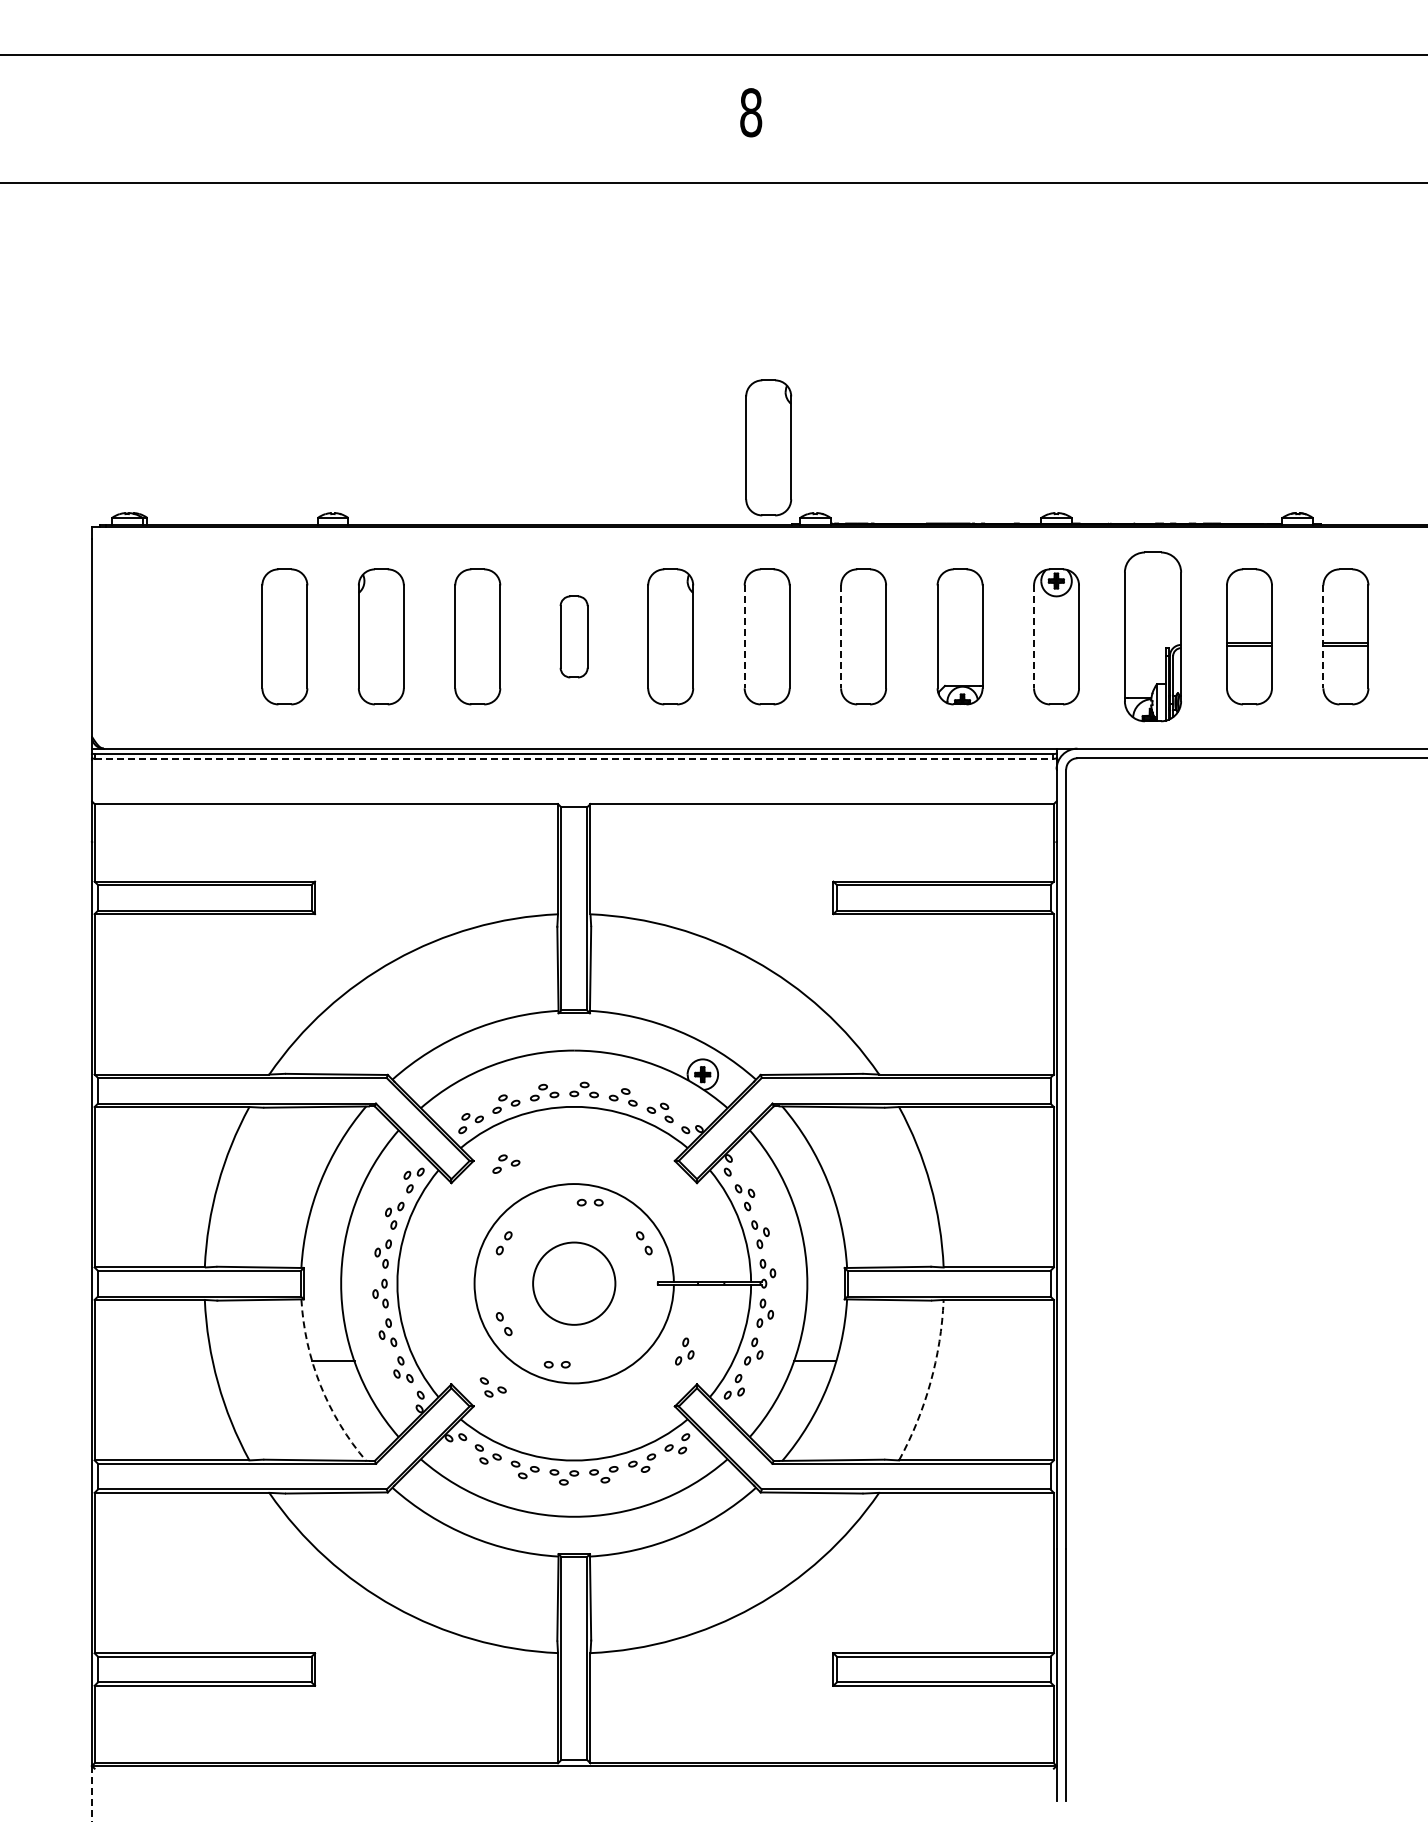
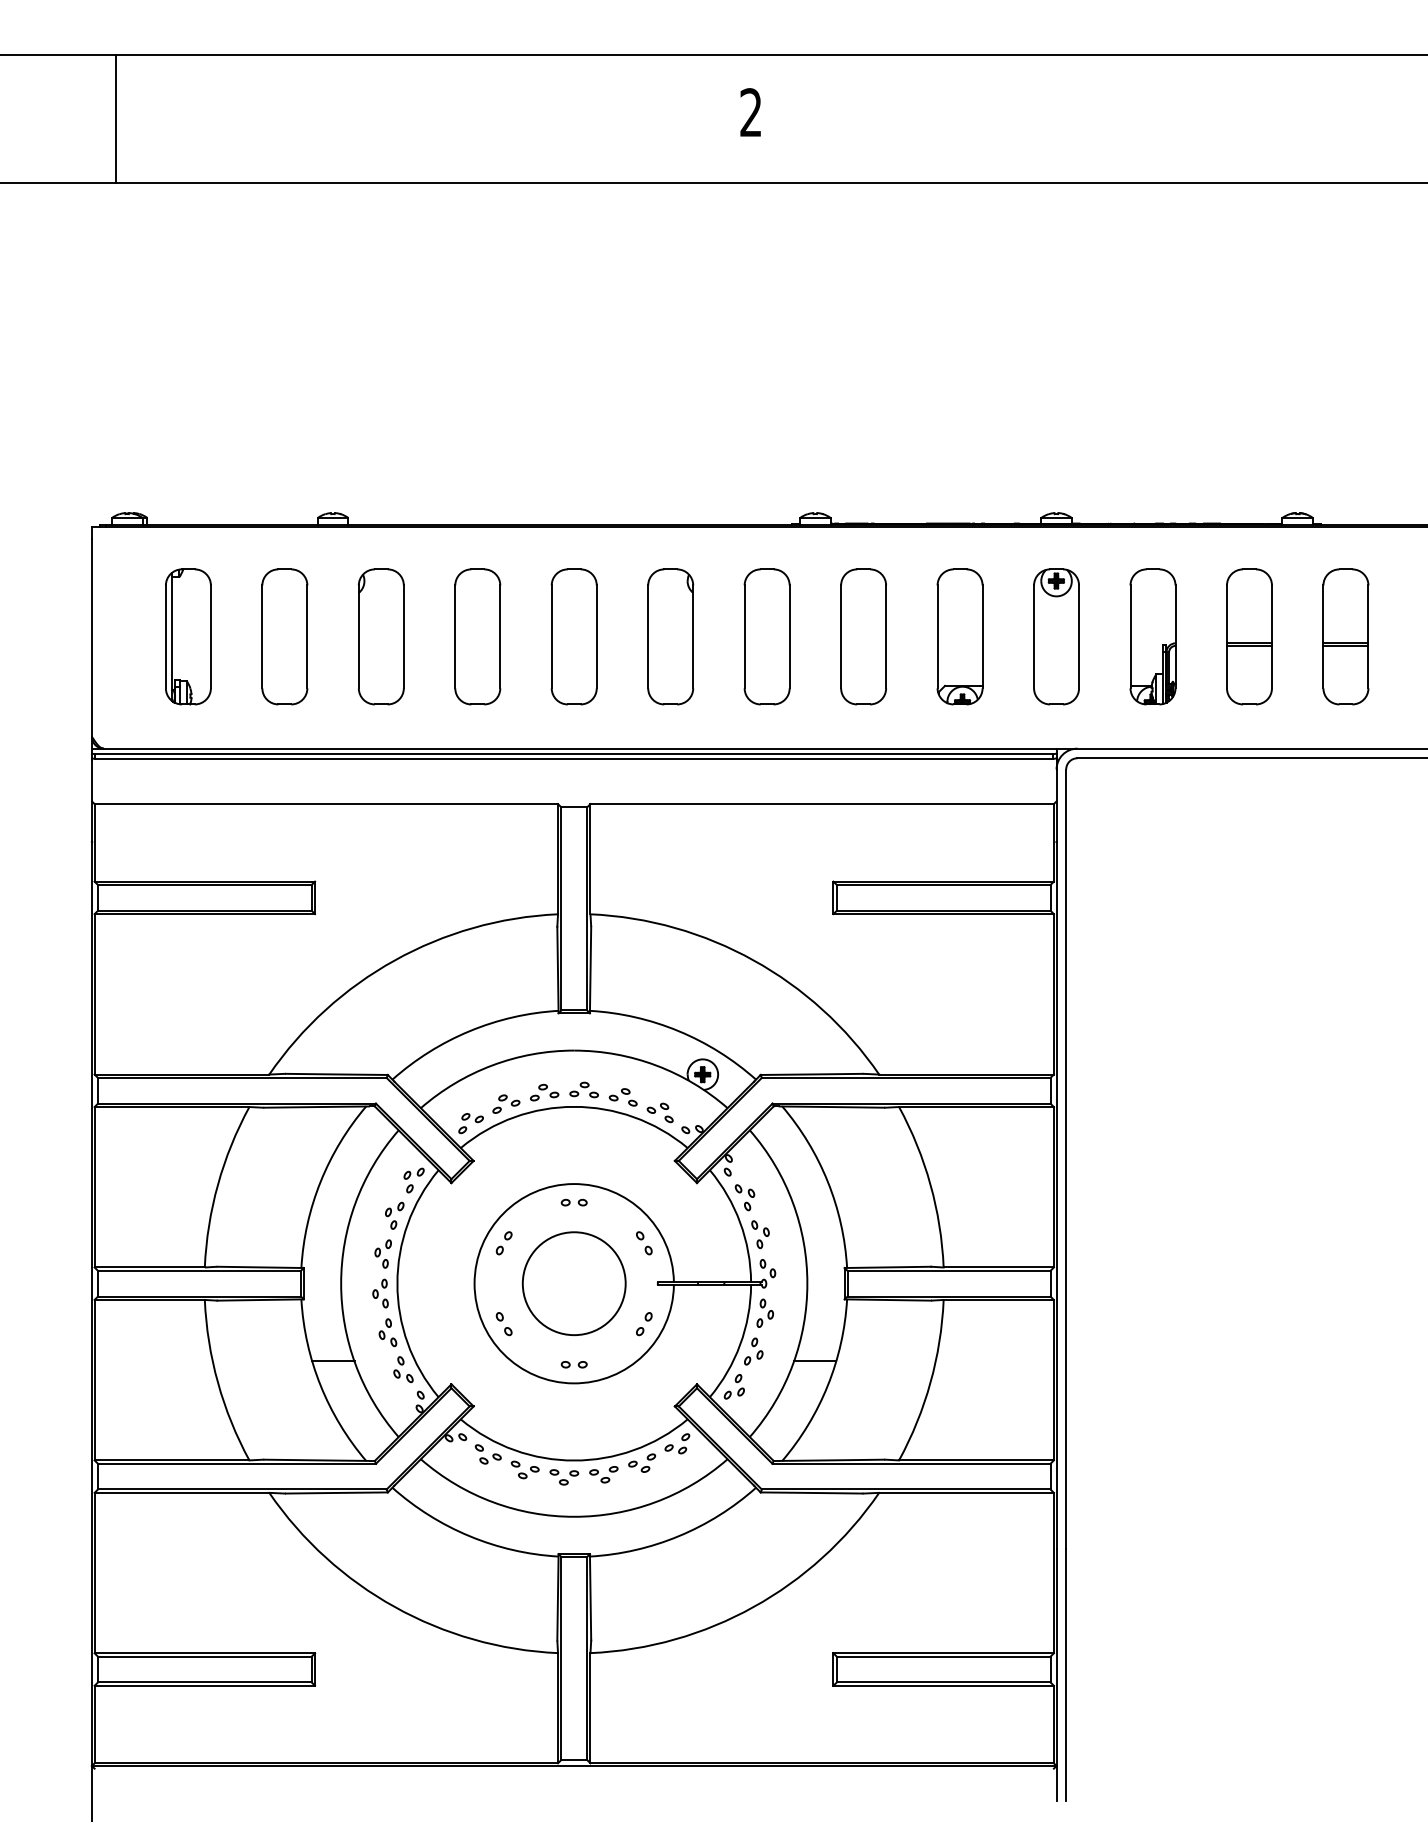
text: 8 -> 2 (751, 112)
line: none -> present (115, 118)
part: present -> none (768, 447)
part: none -> present (188, 636)
part size: 30x84 px -> 48x138 px (573, 636)
part size: 58x172 px -> 48x138 px (1152, 636)
line: dashed -> solid (744, 637)
line: dashed -> solid (841, 637)
line: dashed -> solid (1034, 637)
line: dashed -> solid (1323, 637)
line: dashed -> solid (574, 758)
part: present -> none (506, 1163)
part position: (589, 1202) -> (573, 1202) (573, 1202)
circle diameter: 82 px -> 103 px (573, 1283)
part: none -> present (644, 1324)
part: present -> none (684, 1351)
part position: (556, 1364) -> (573, 1364) (573, 1364)
arc: dashed -> solid (930, 1382)
arc: dashed -> solid (320, 1385)
part: present -> none (492, 1387)
line: dashed -> solid (91, 1794)
